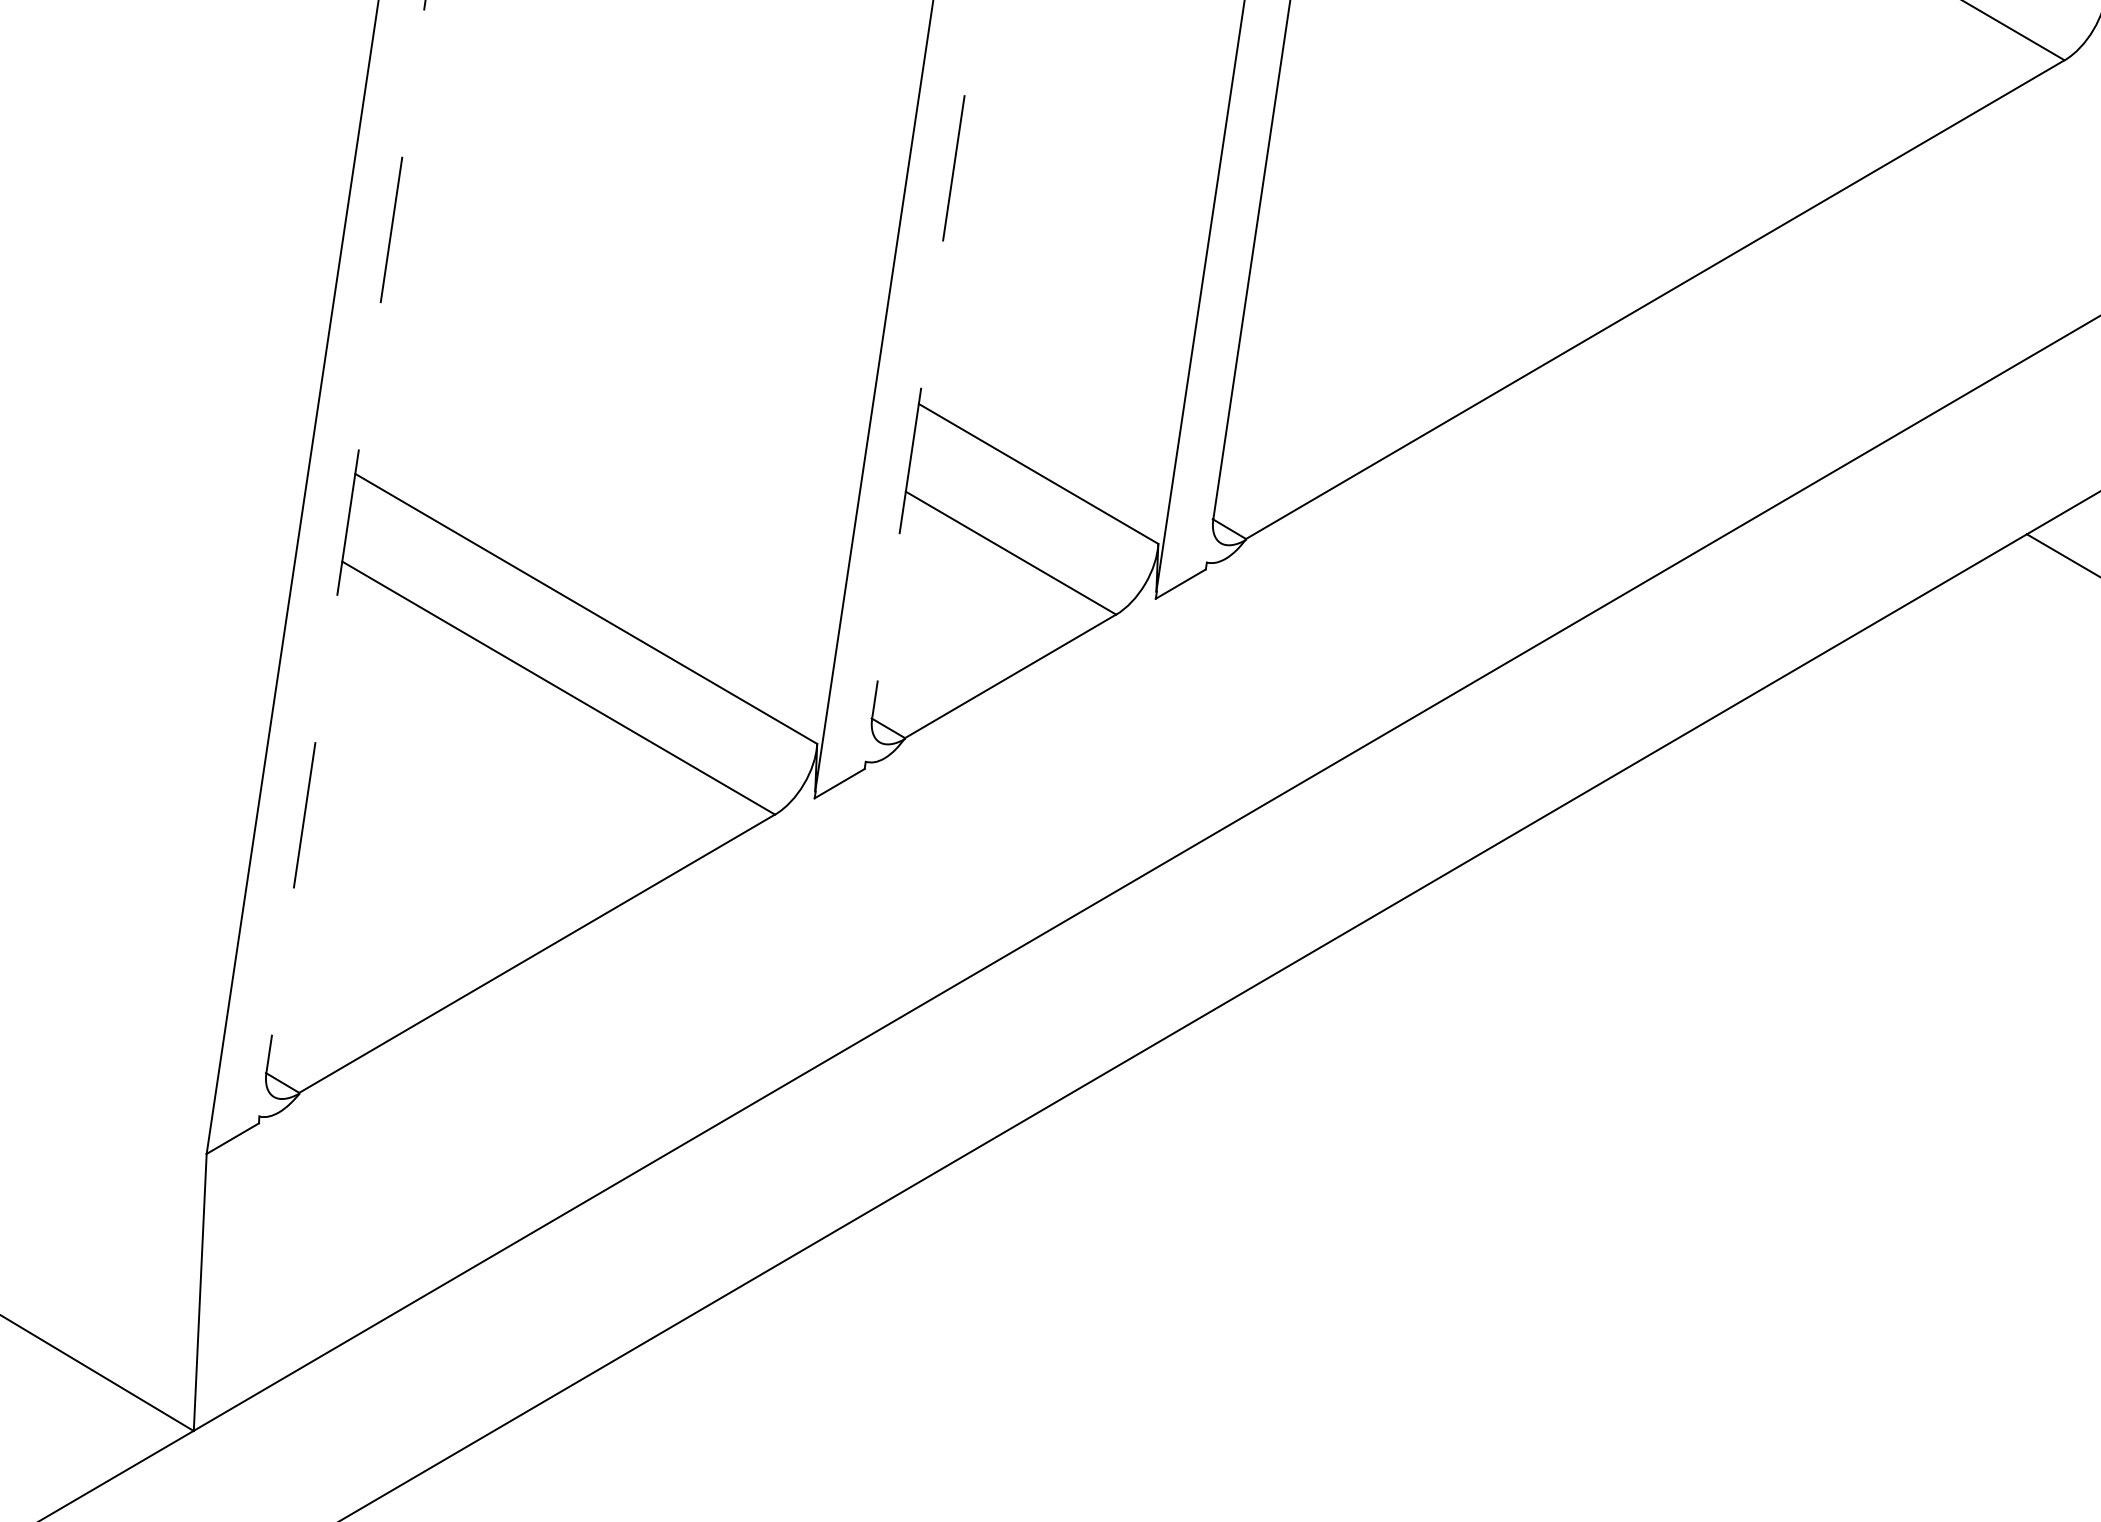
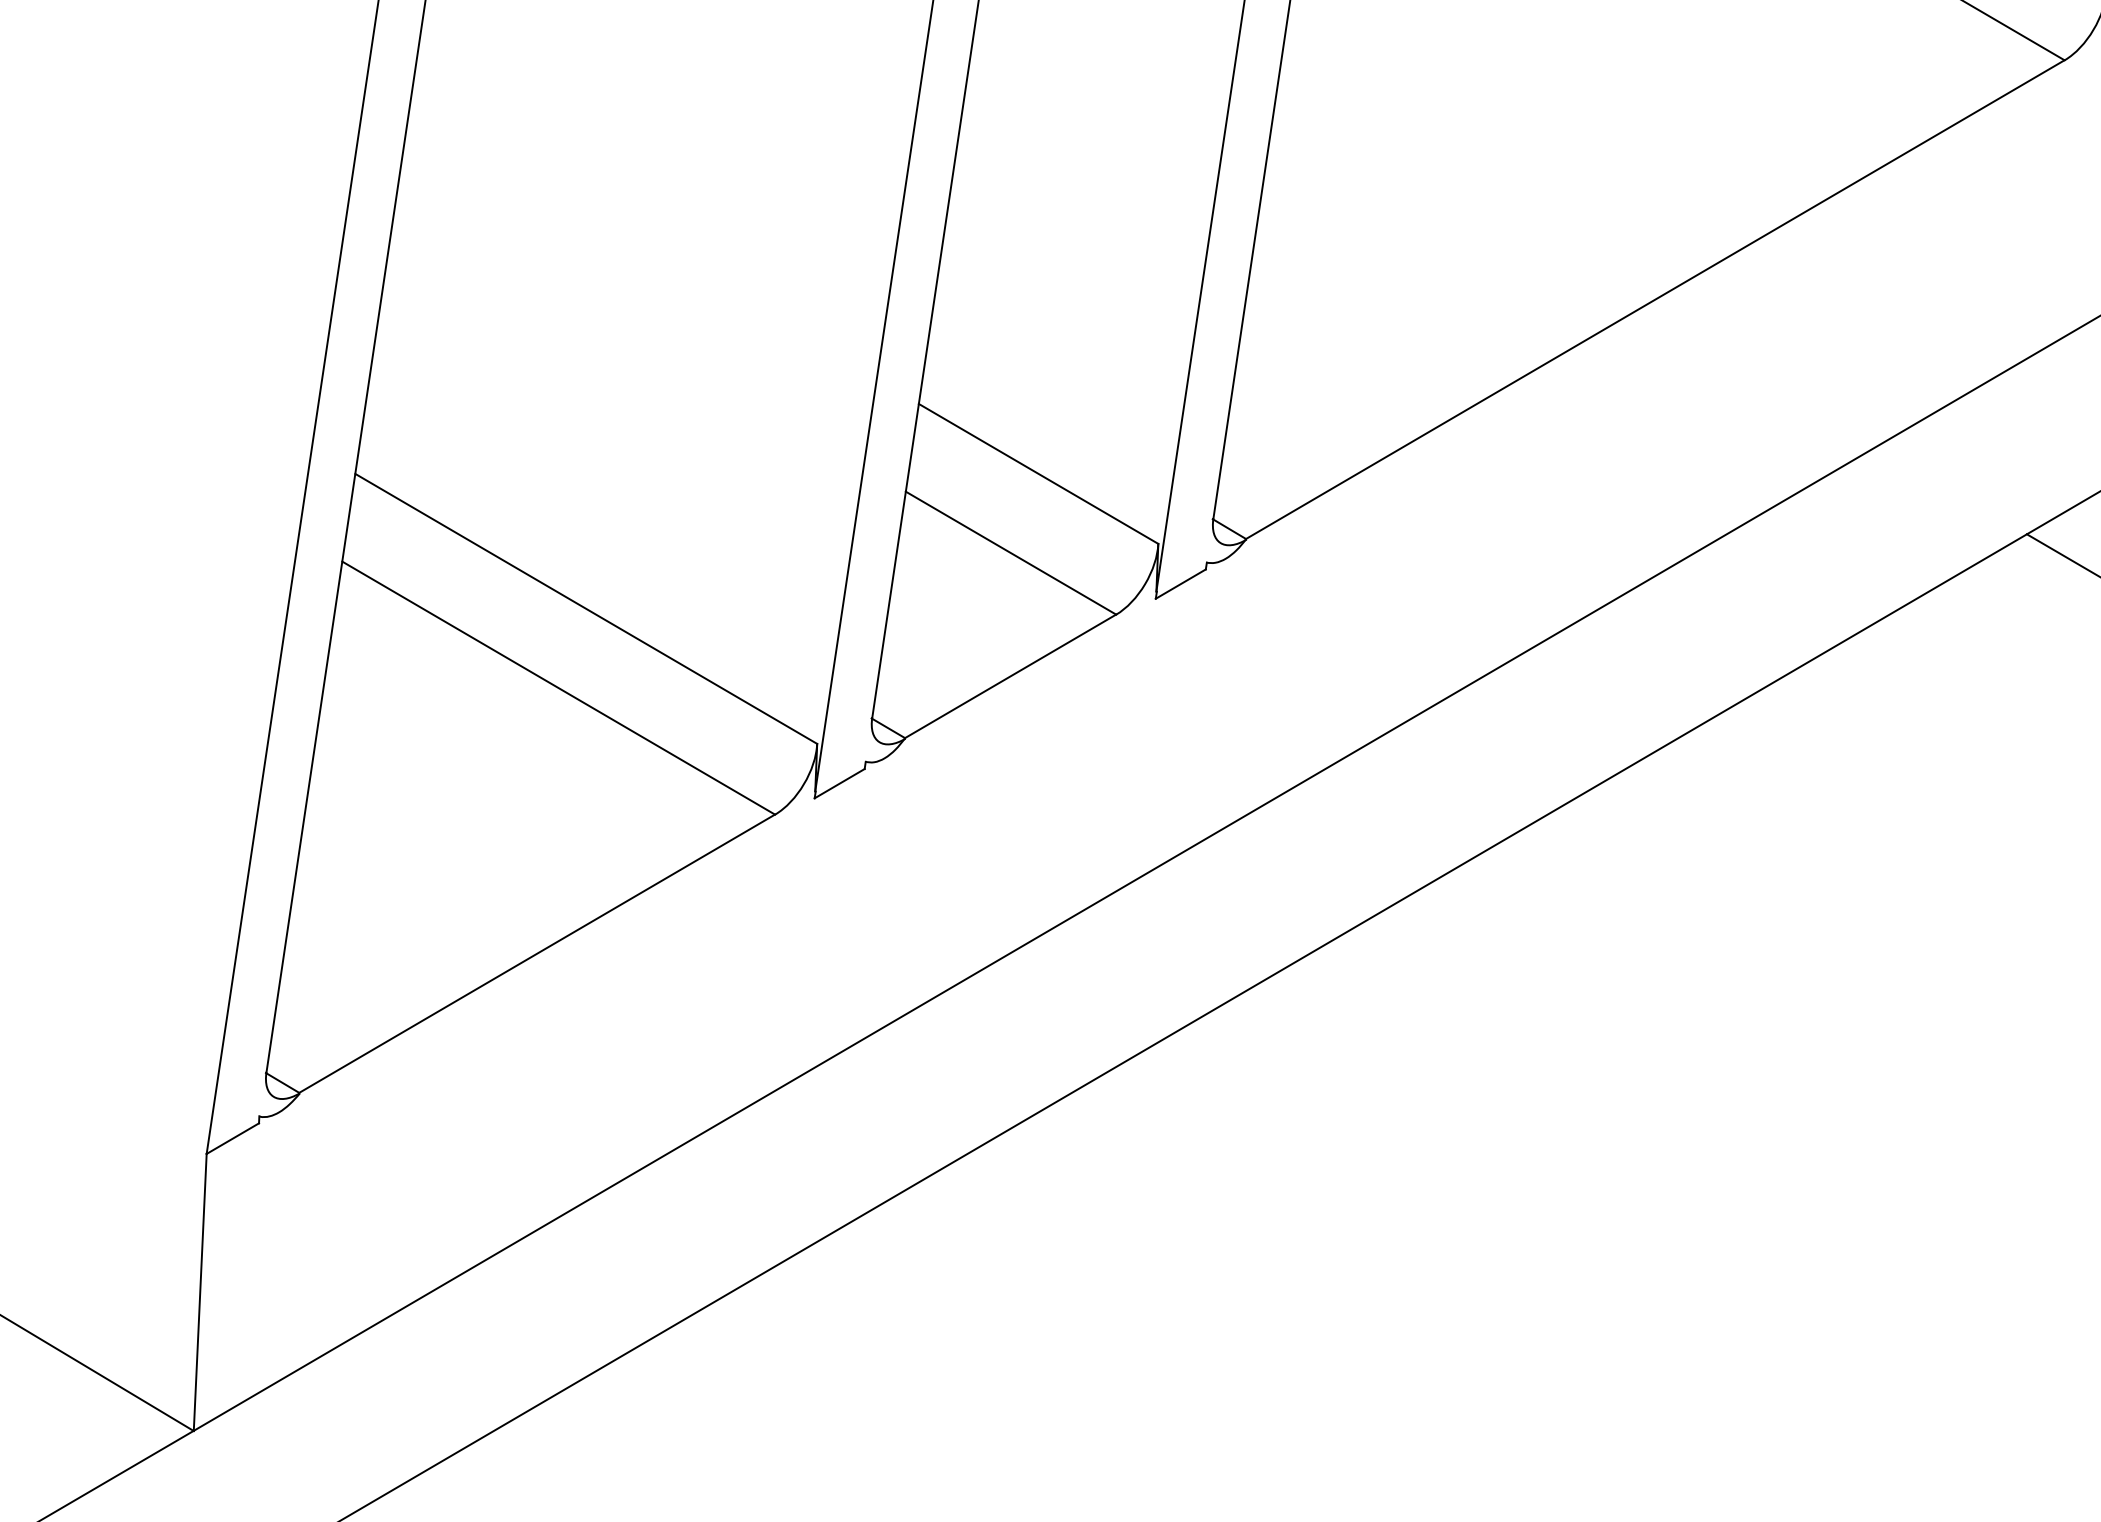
line: dashed -> solid (925, 359)
line: dashed -> solid (345, 536)
